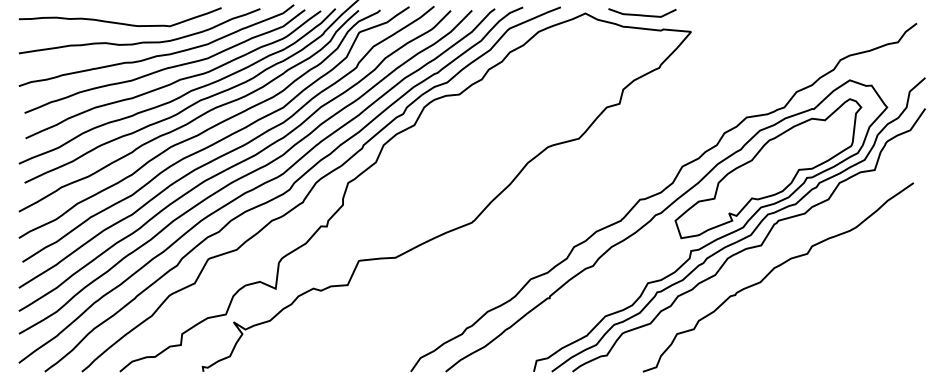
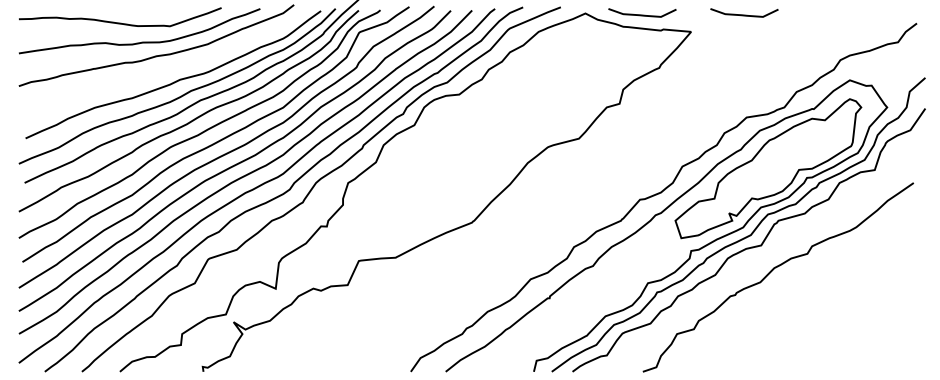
curve: none -> present (744, 14)
curve: present -> none (165, 67)
